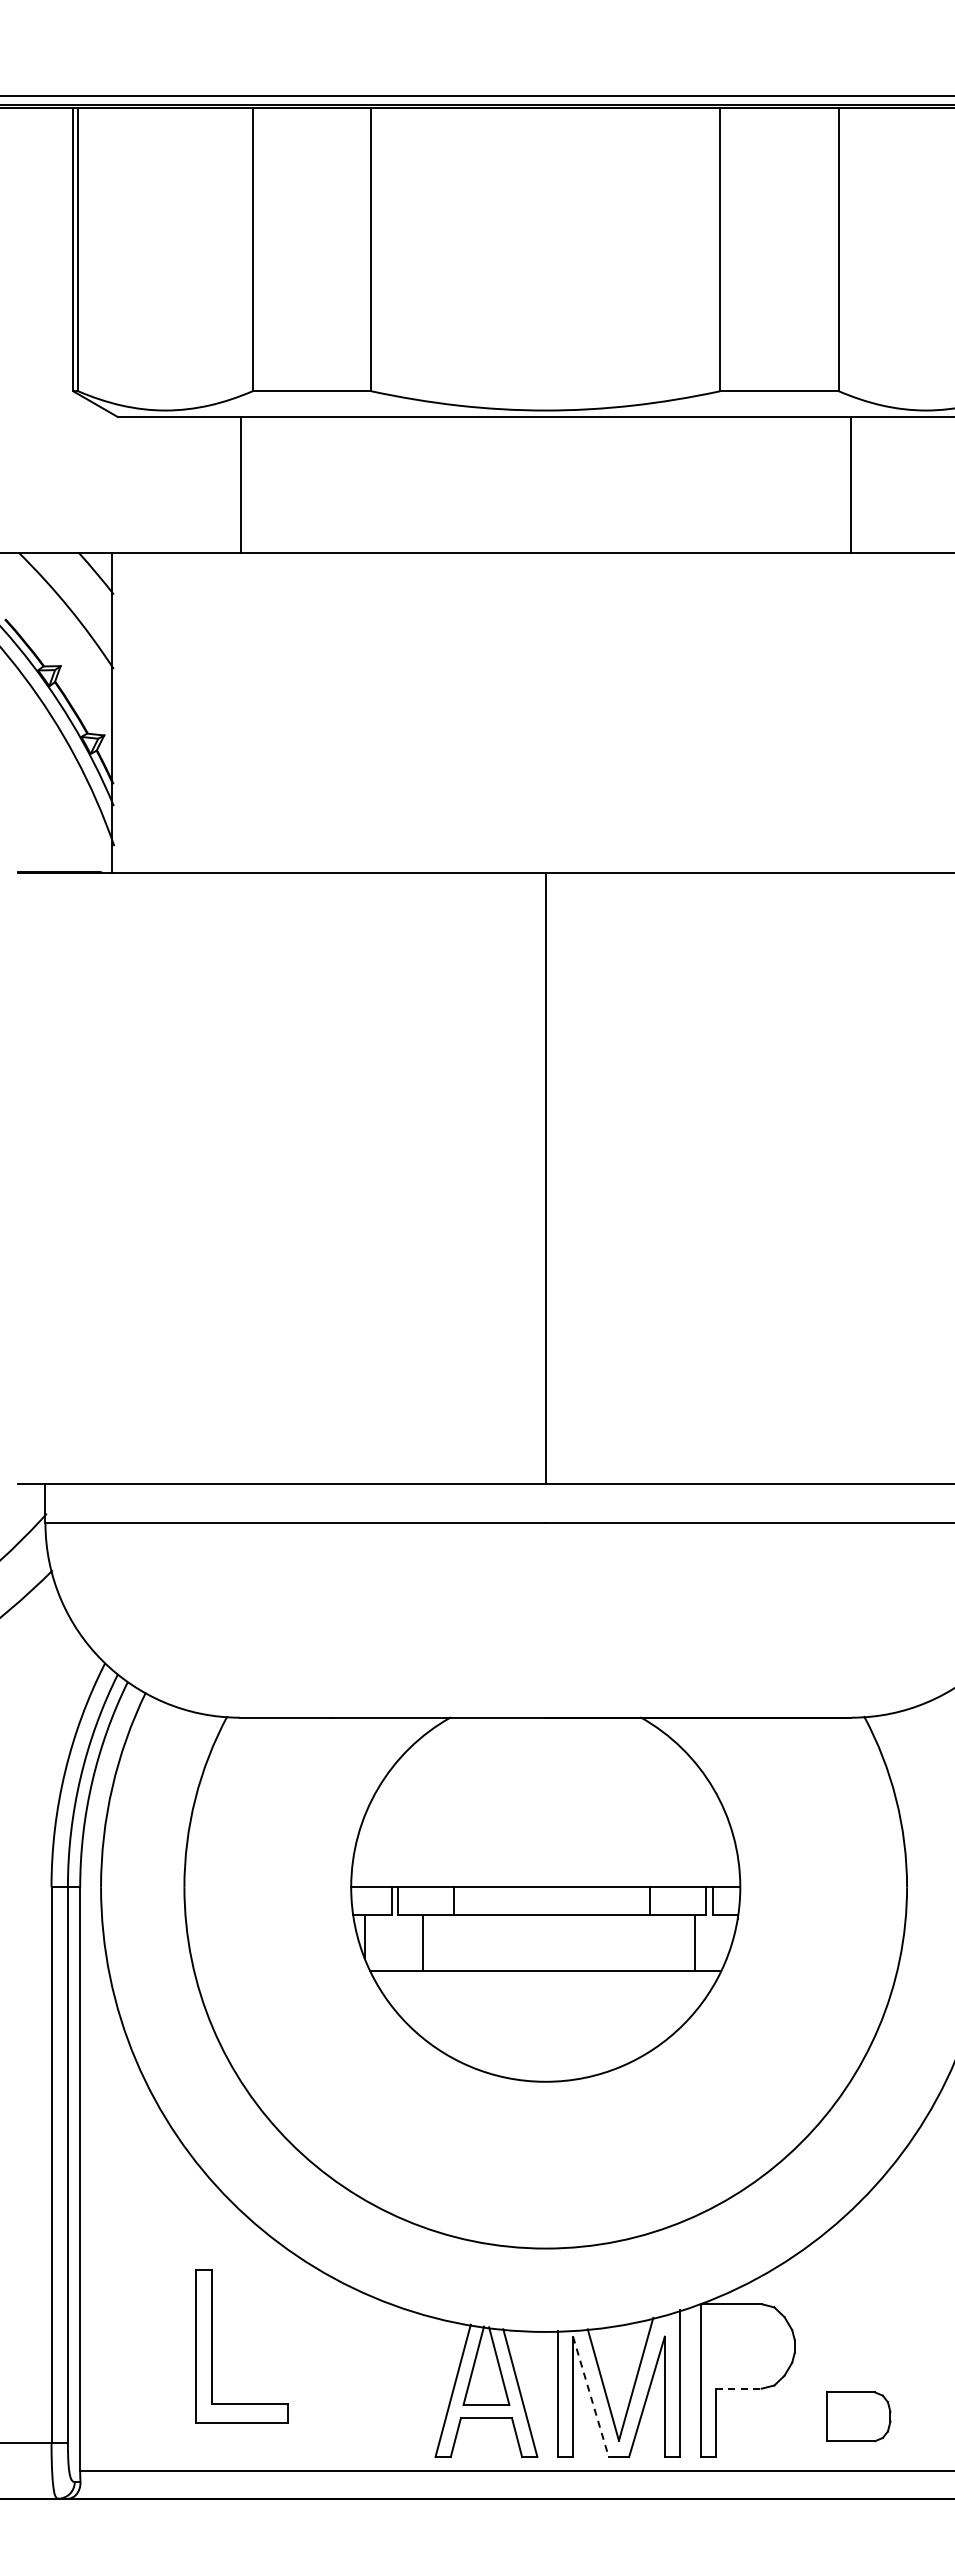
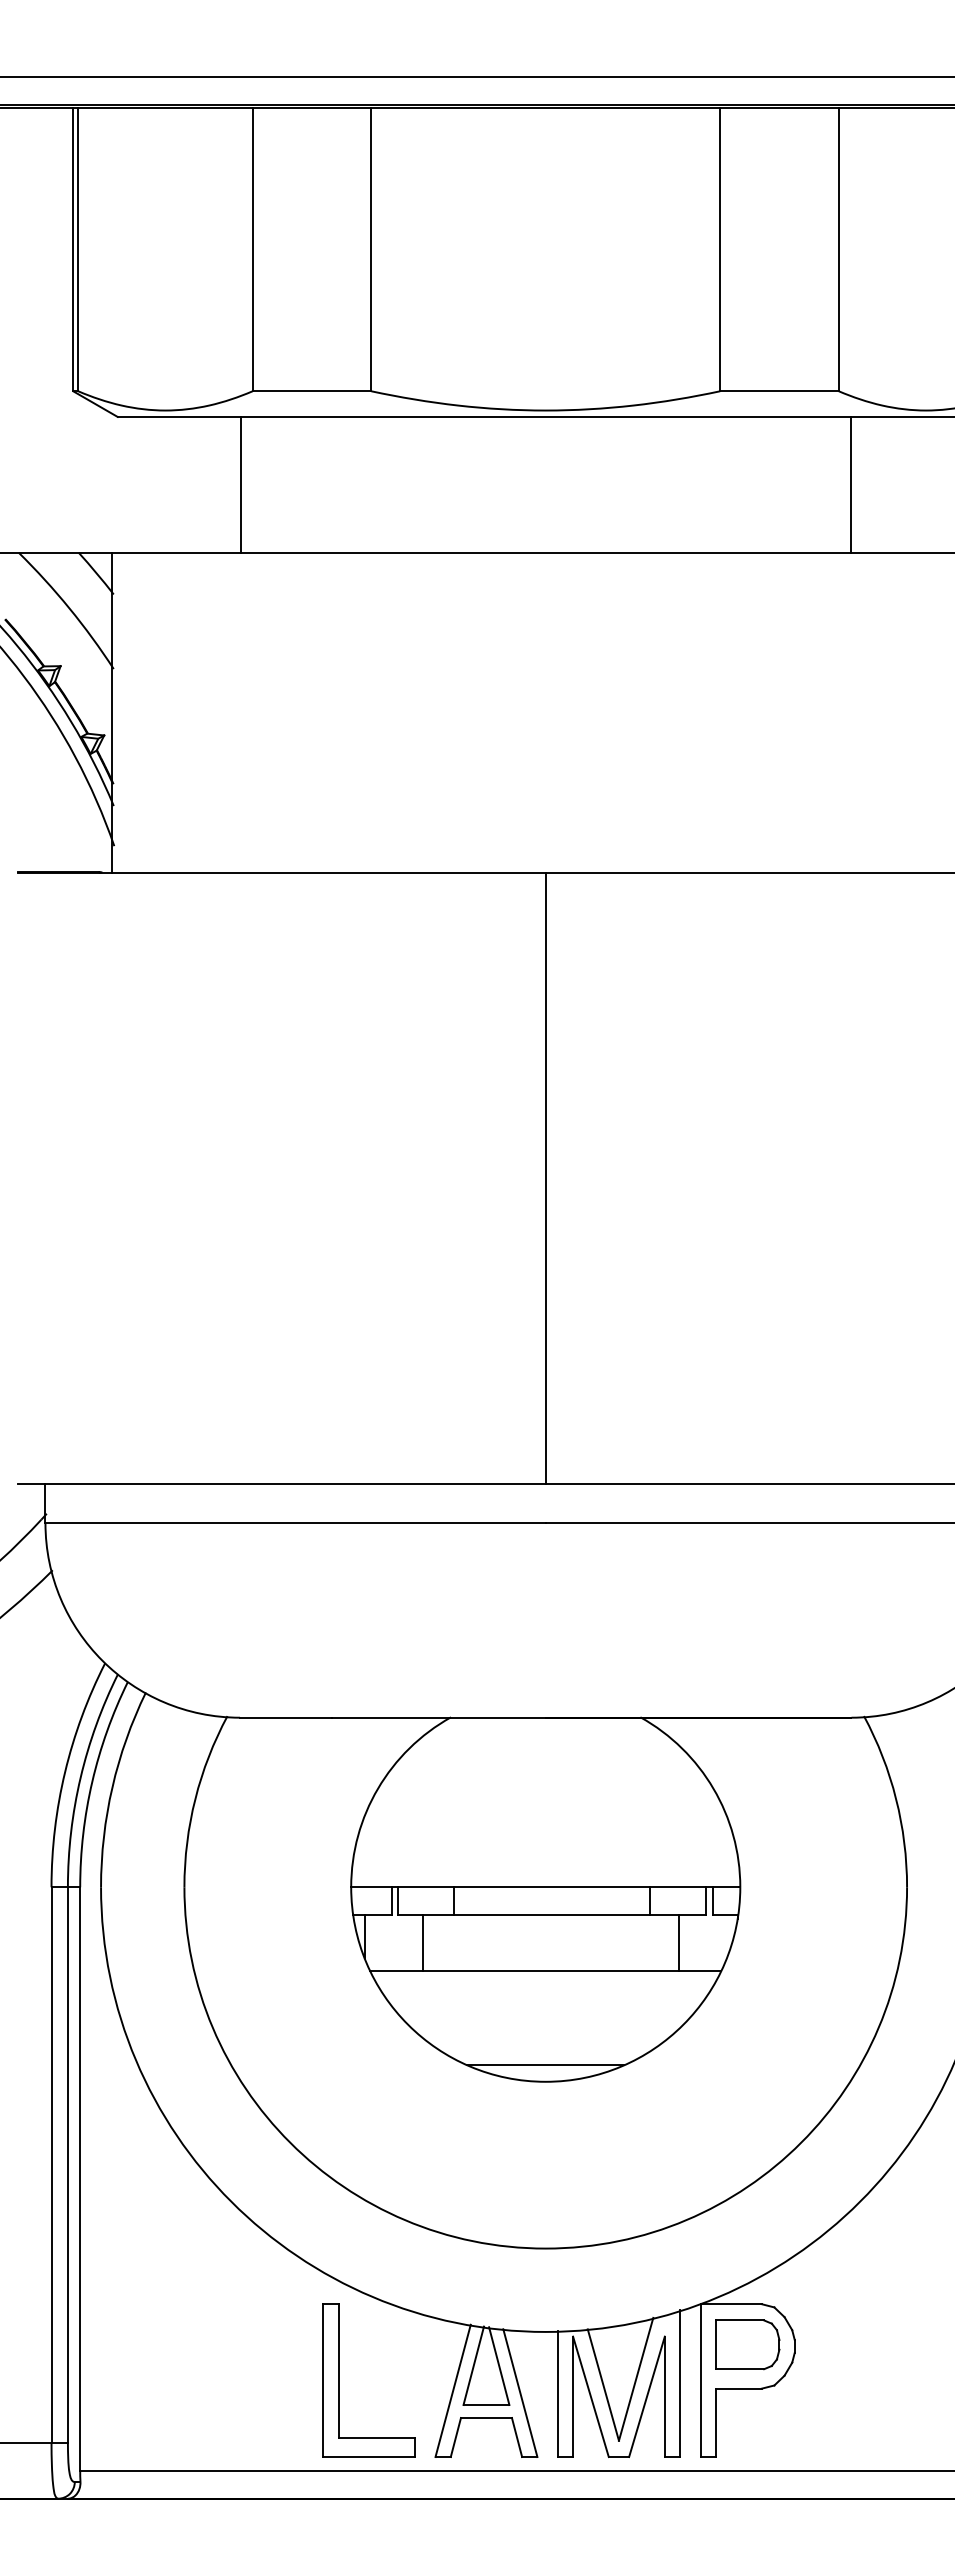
line position: (476, 96) -> (476, 77) (476, 77)
line position: (695, 1942) -> (679, 1942) (679, 1942)
line: none -> present (545, 2065)
part position: (212, 2346) -> (339, 2380) (339, 2380)
line: dashed -> solid (738, 2388)
line: dashed -> solid (590, 2396)
part position: (858, 2416) -> (747, 2344) (747, 2344)
